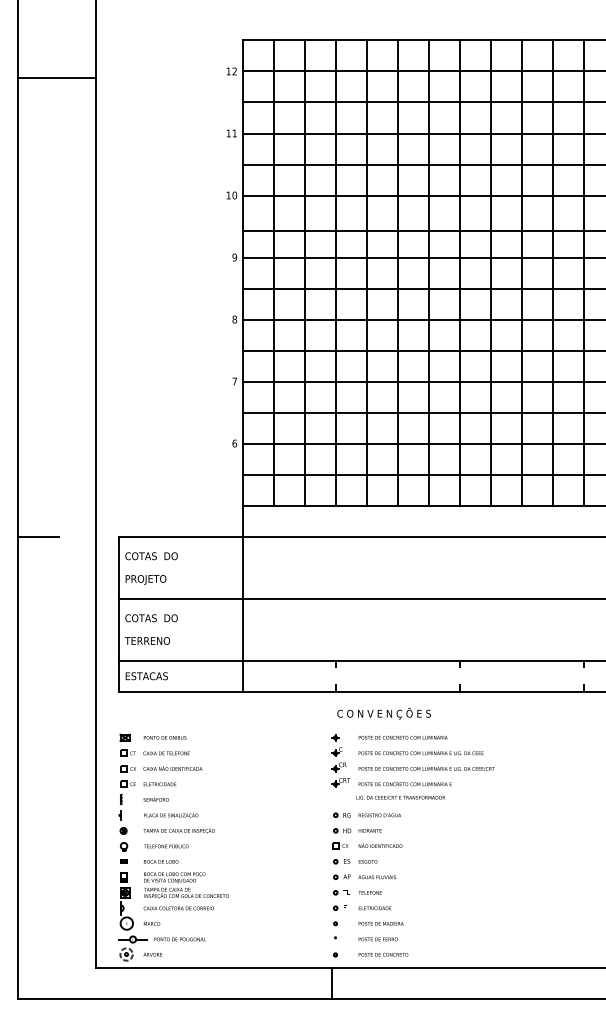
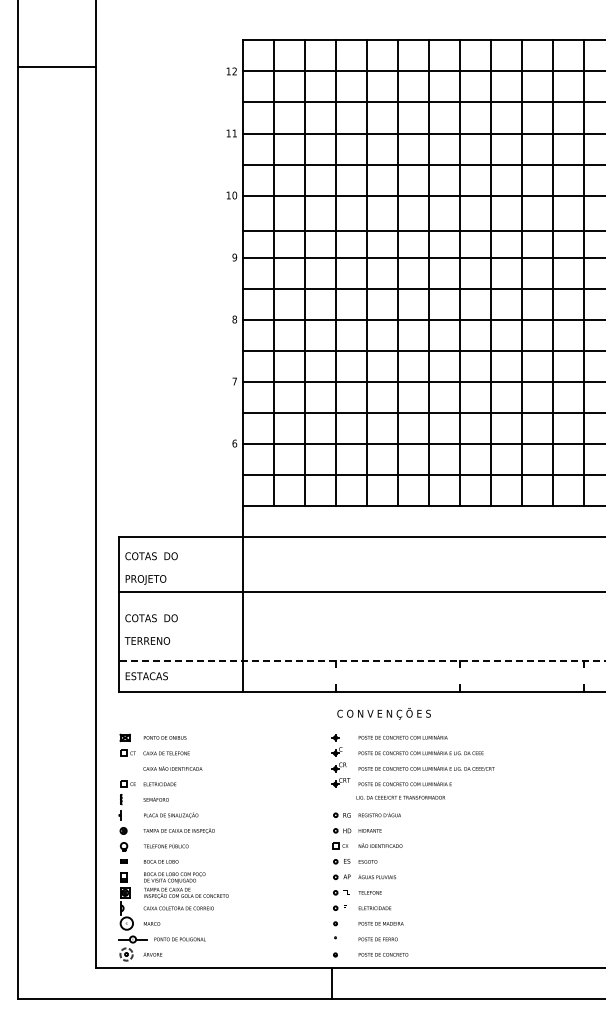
line position: (56, 78) -> (56, 67) (56, 67)
line: present -> none (38, 537)
line position: (360, 598) -> (360, 591) (360, 591)
line: solid -> dashed (362, 660)
part: present -> none (127, 768)
